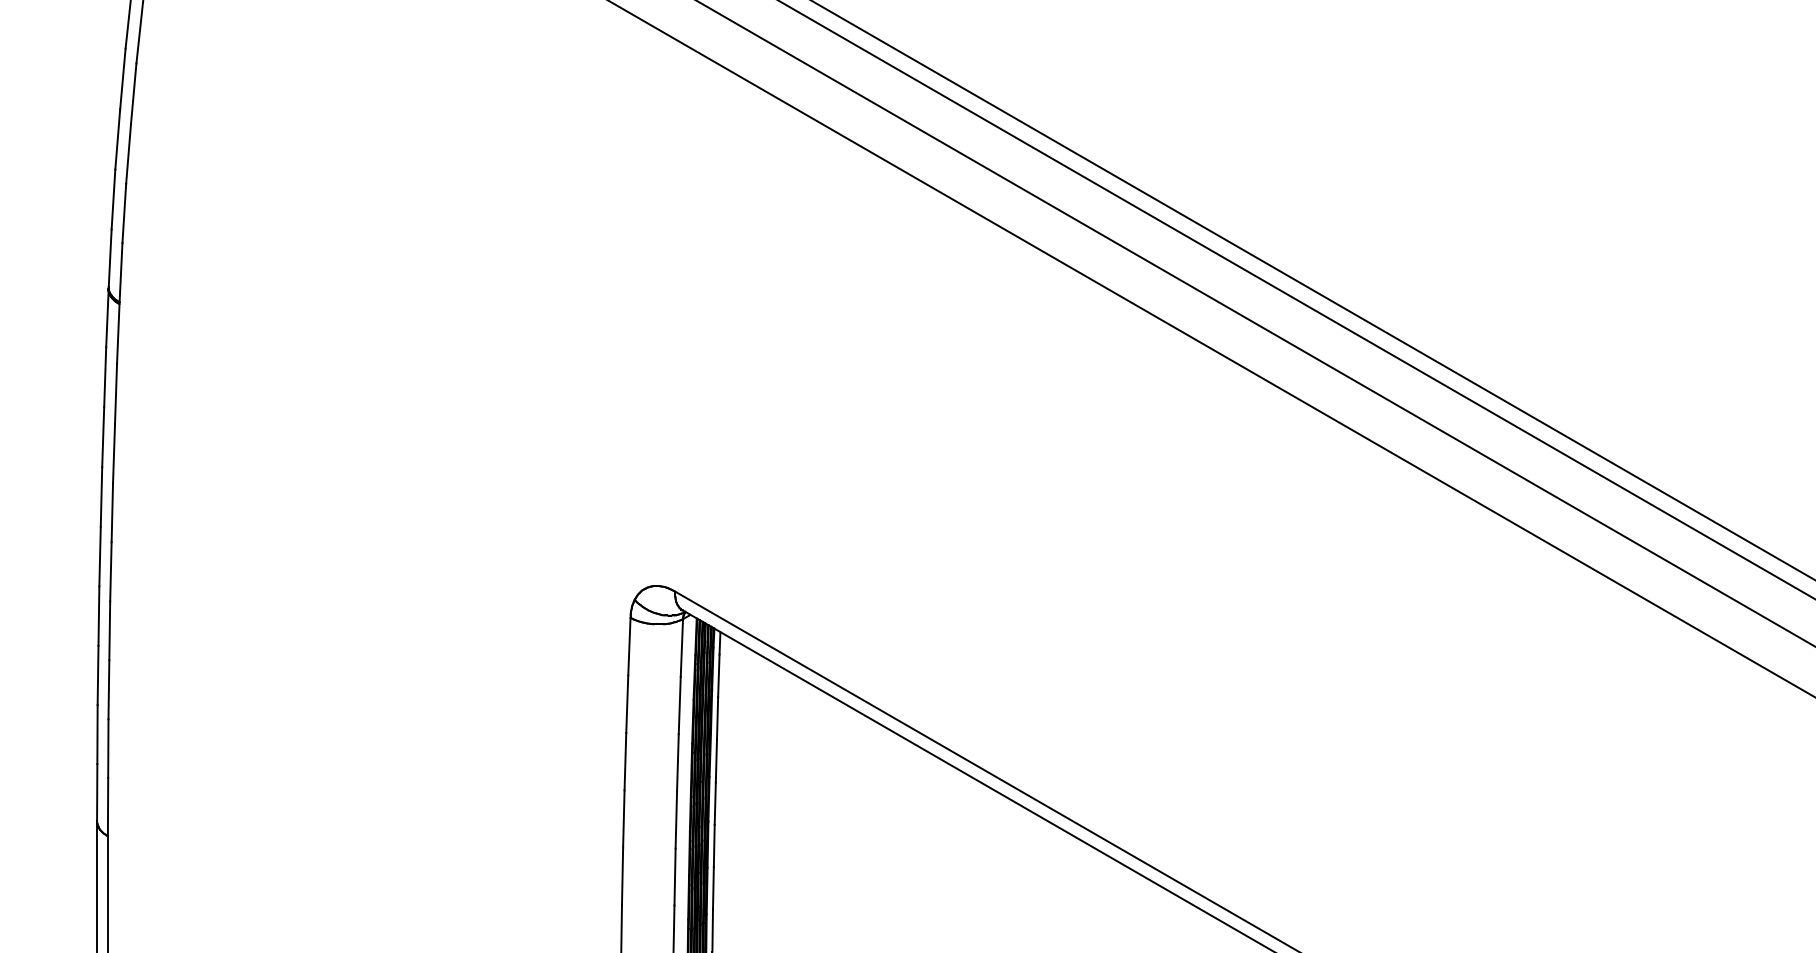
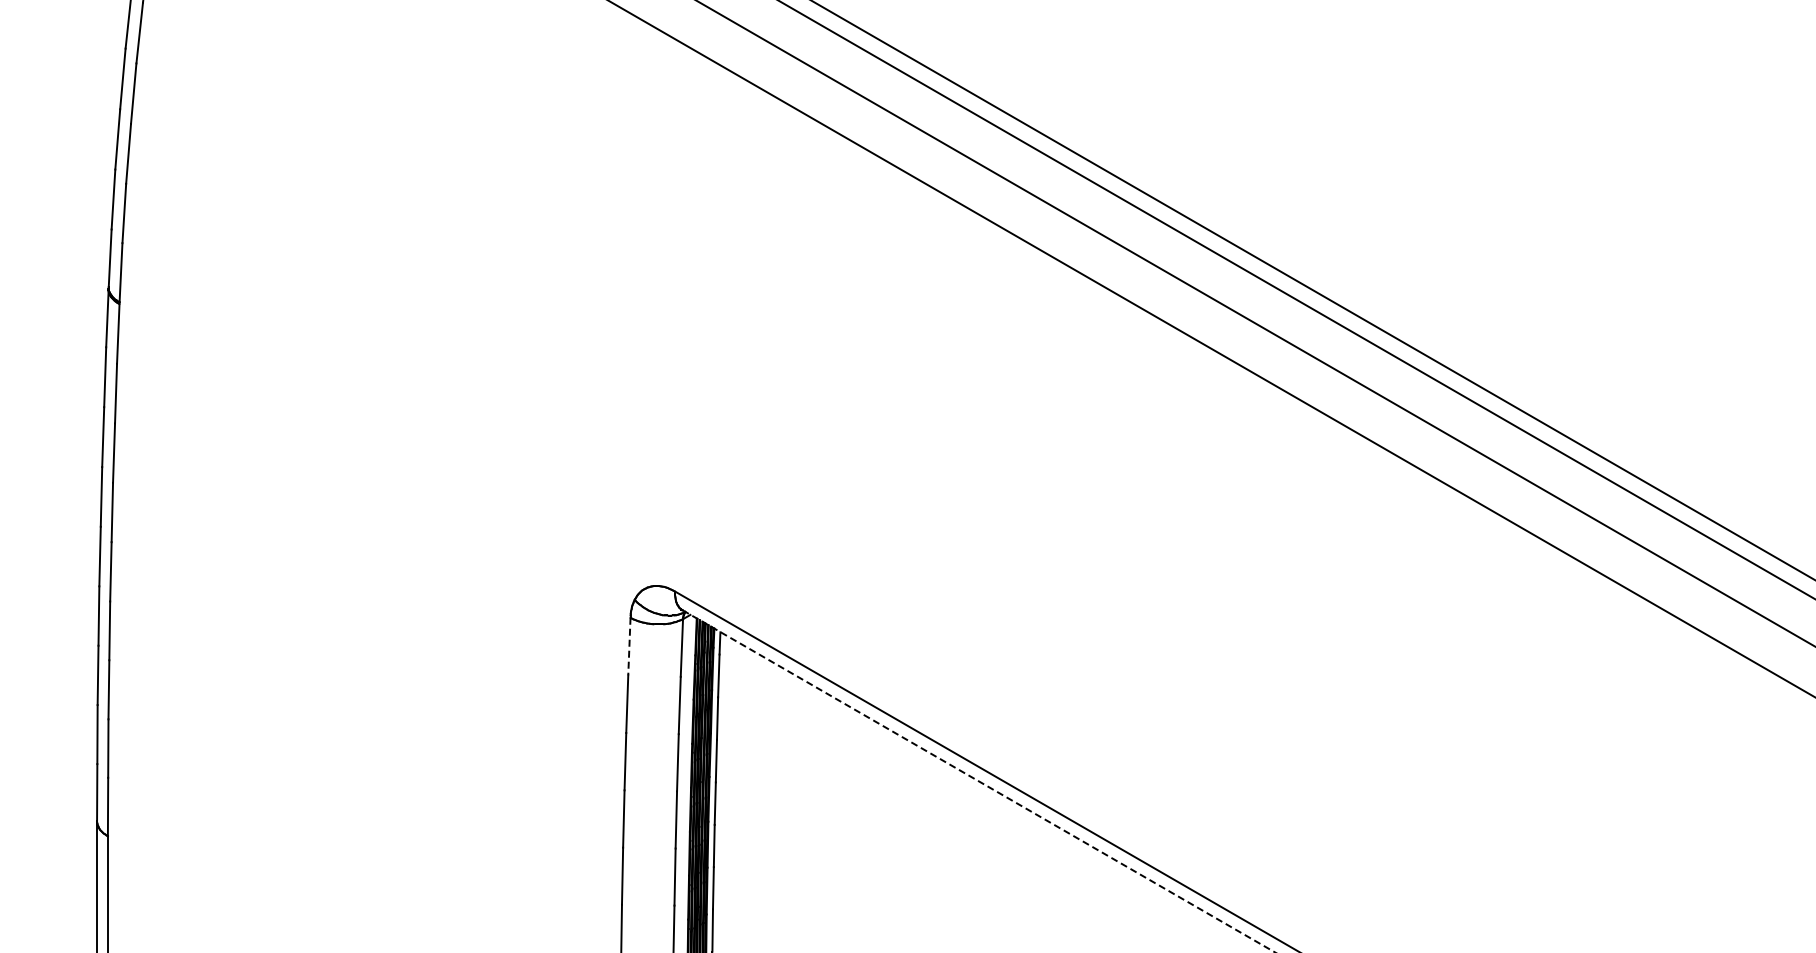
line: solid -> dashed (629, 646)
line: solid -> dashed (979, 781)
